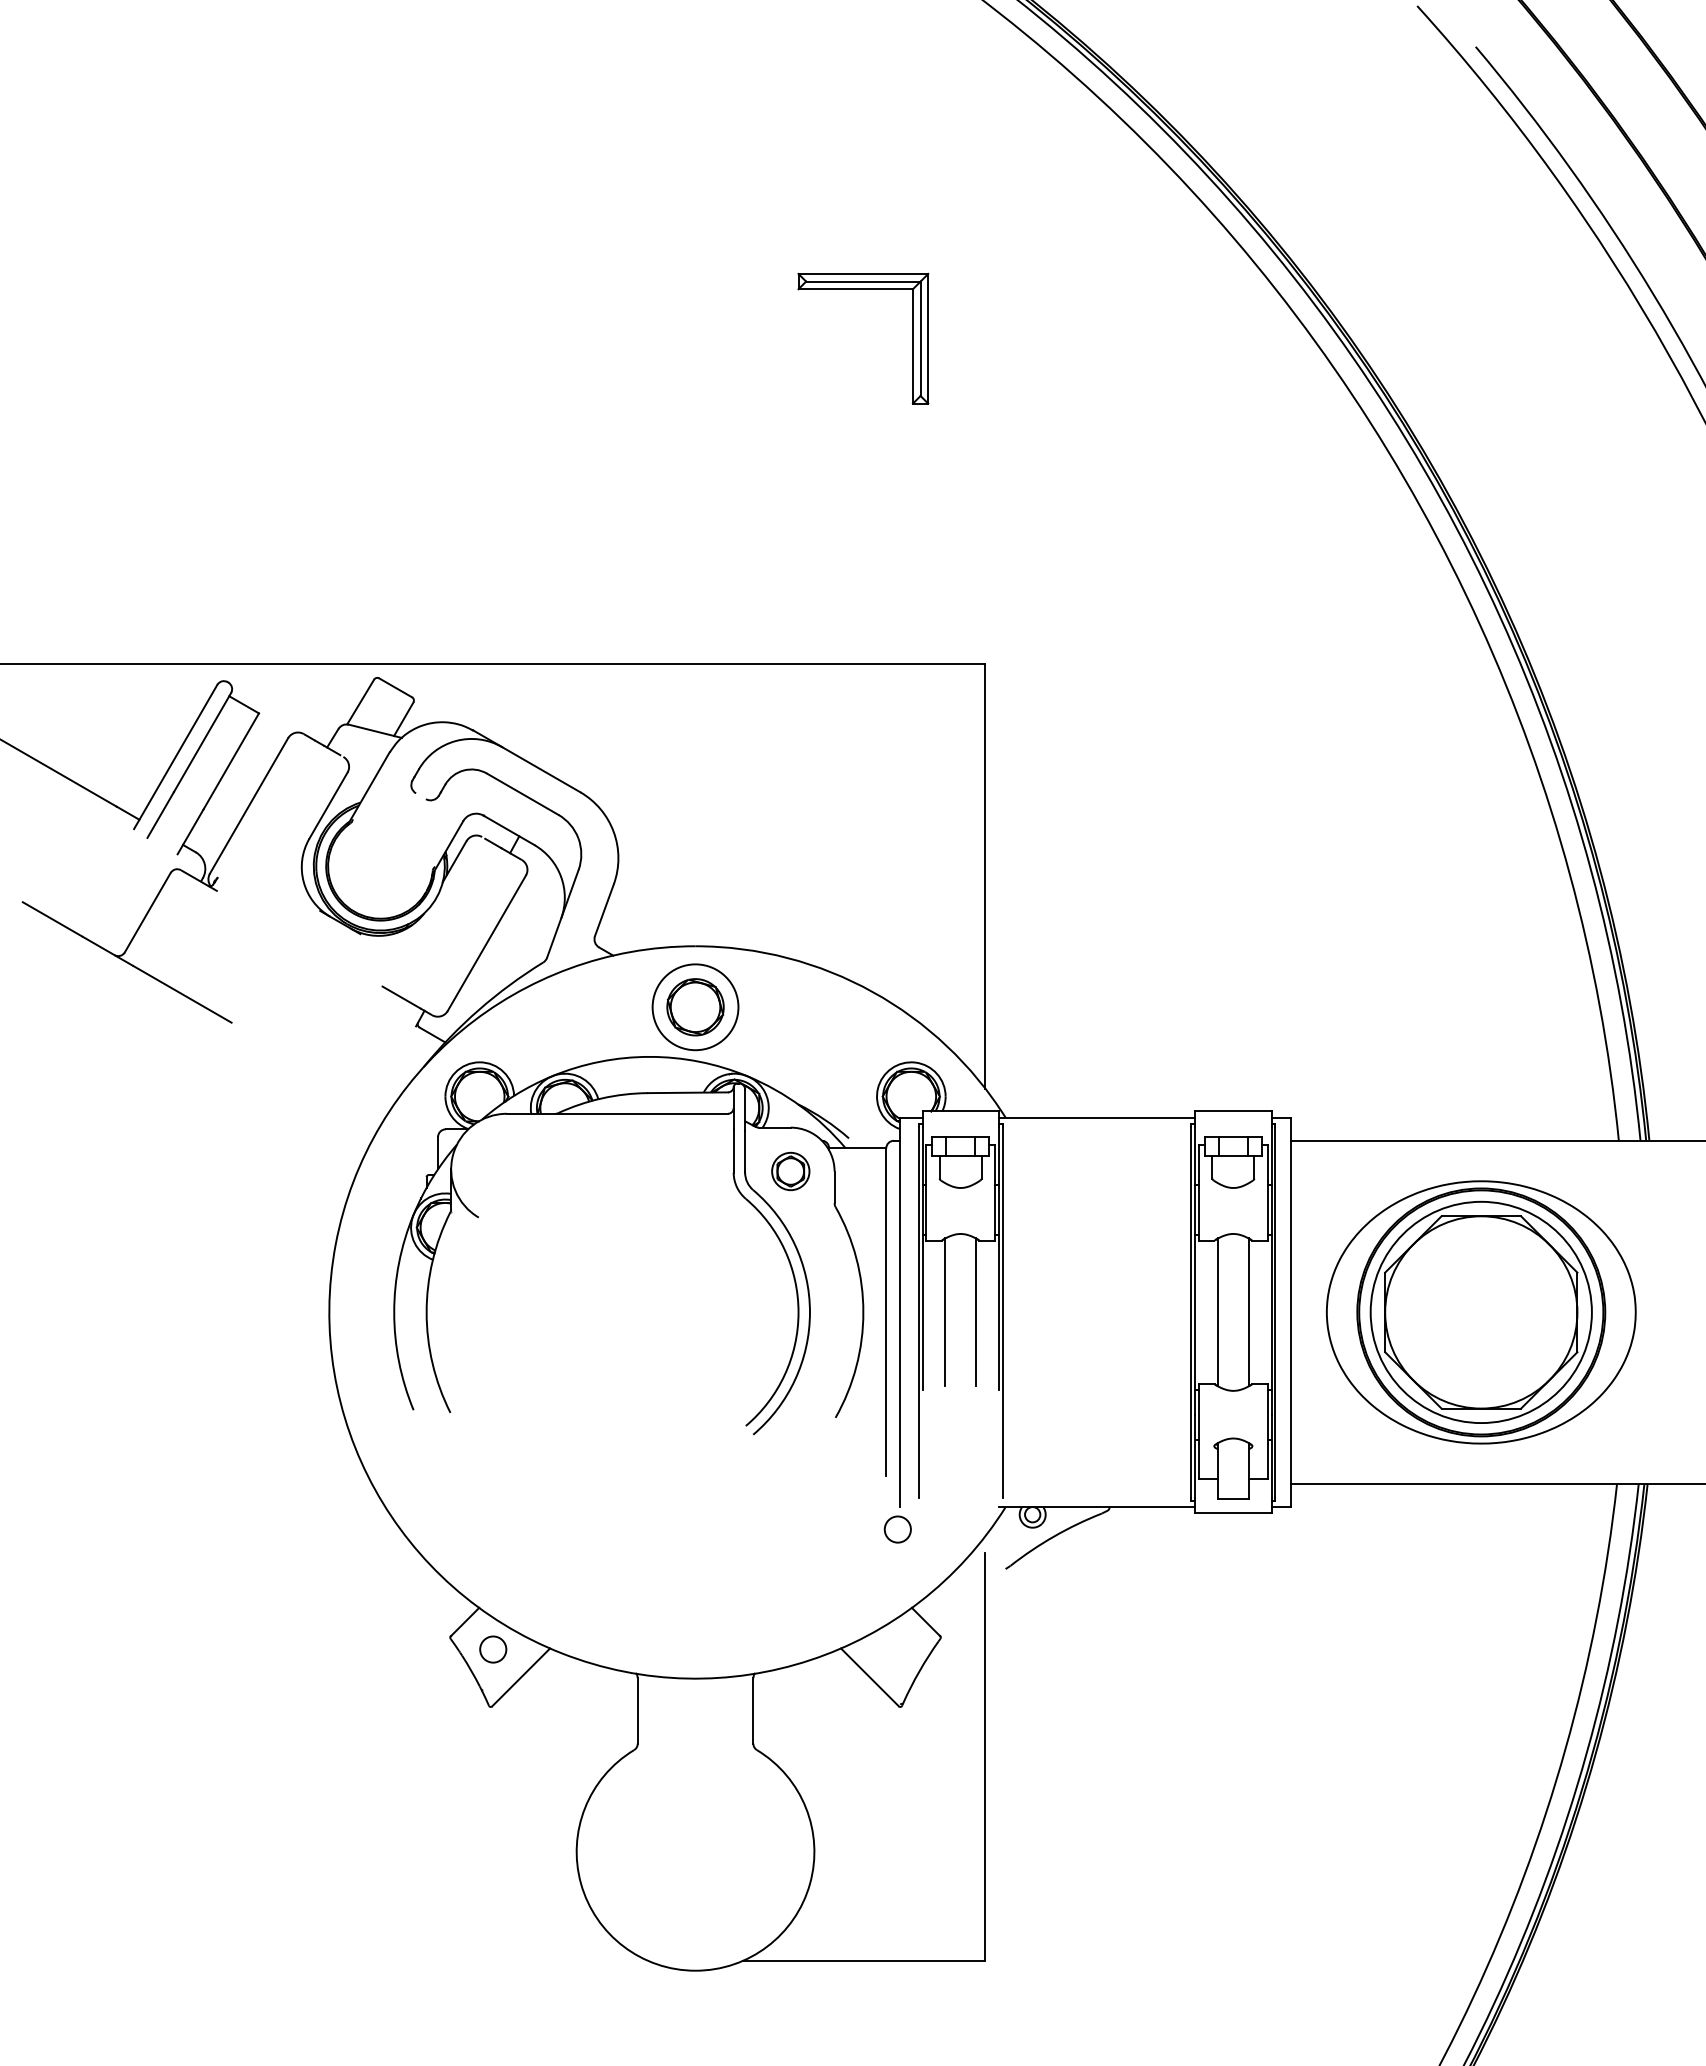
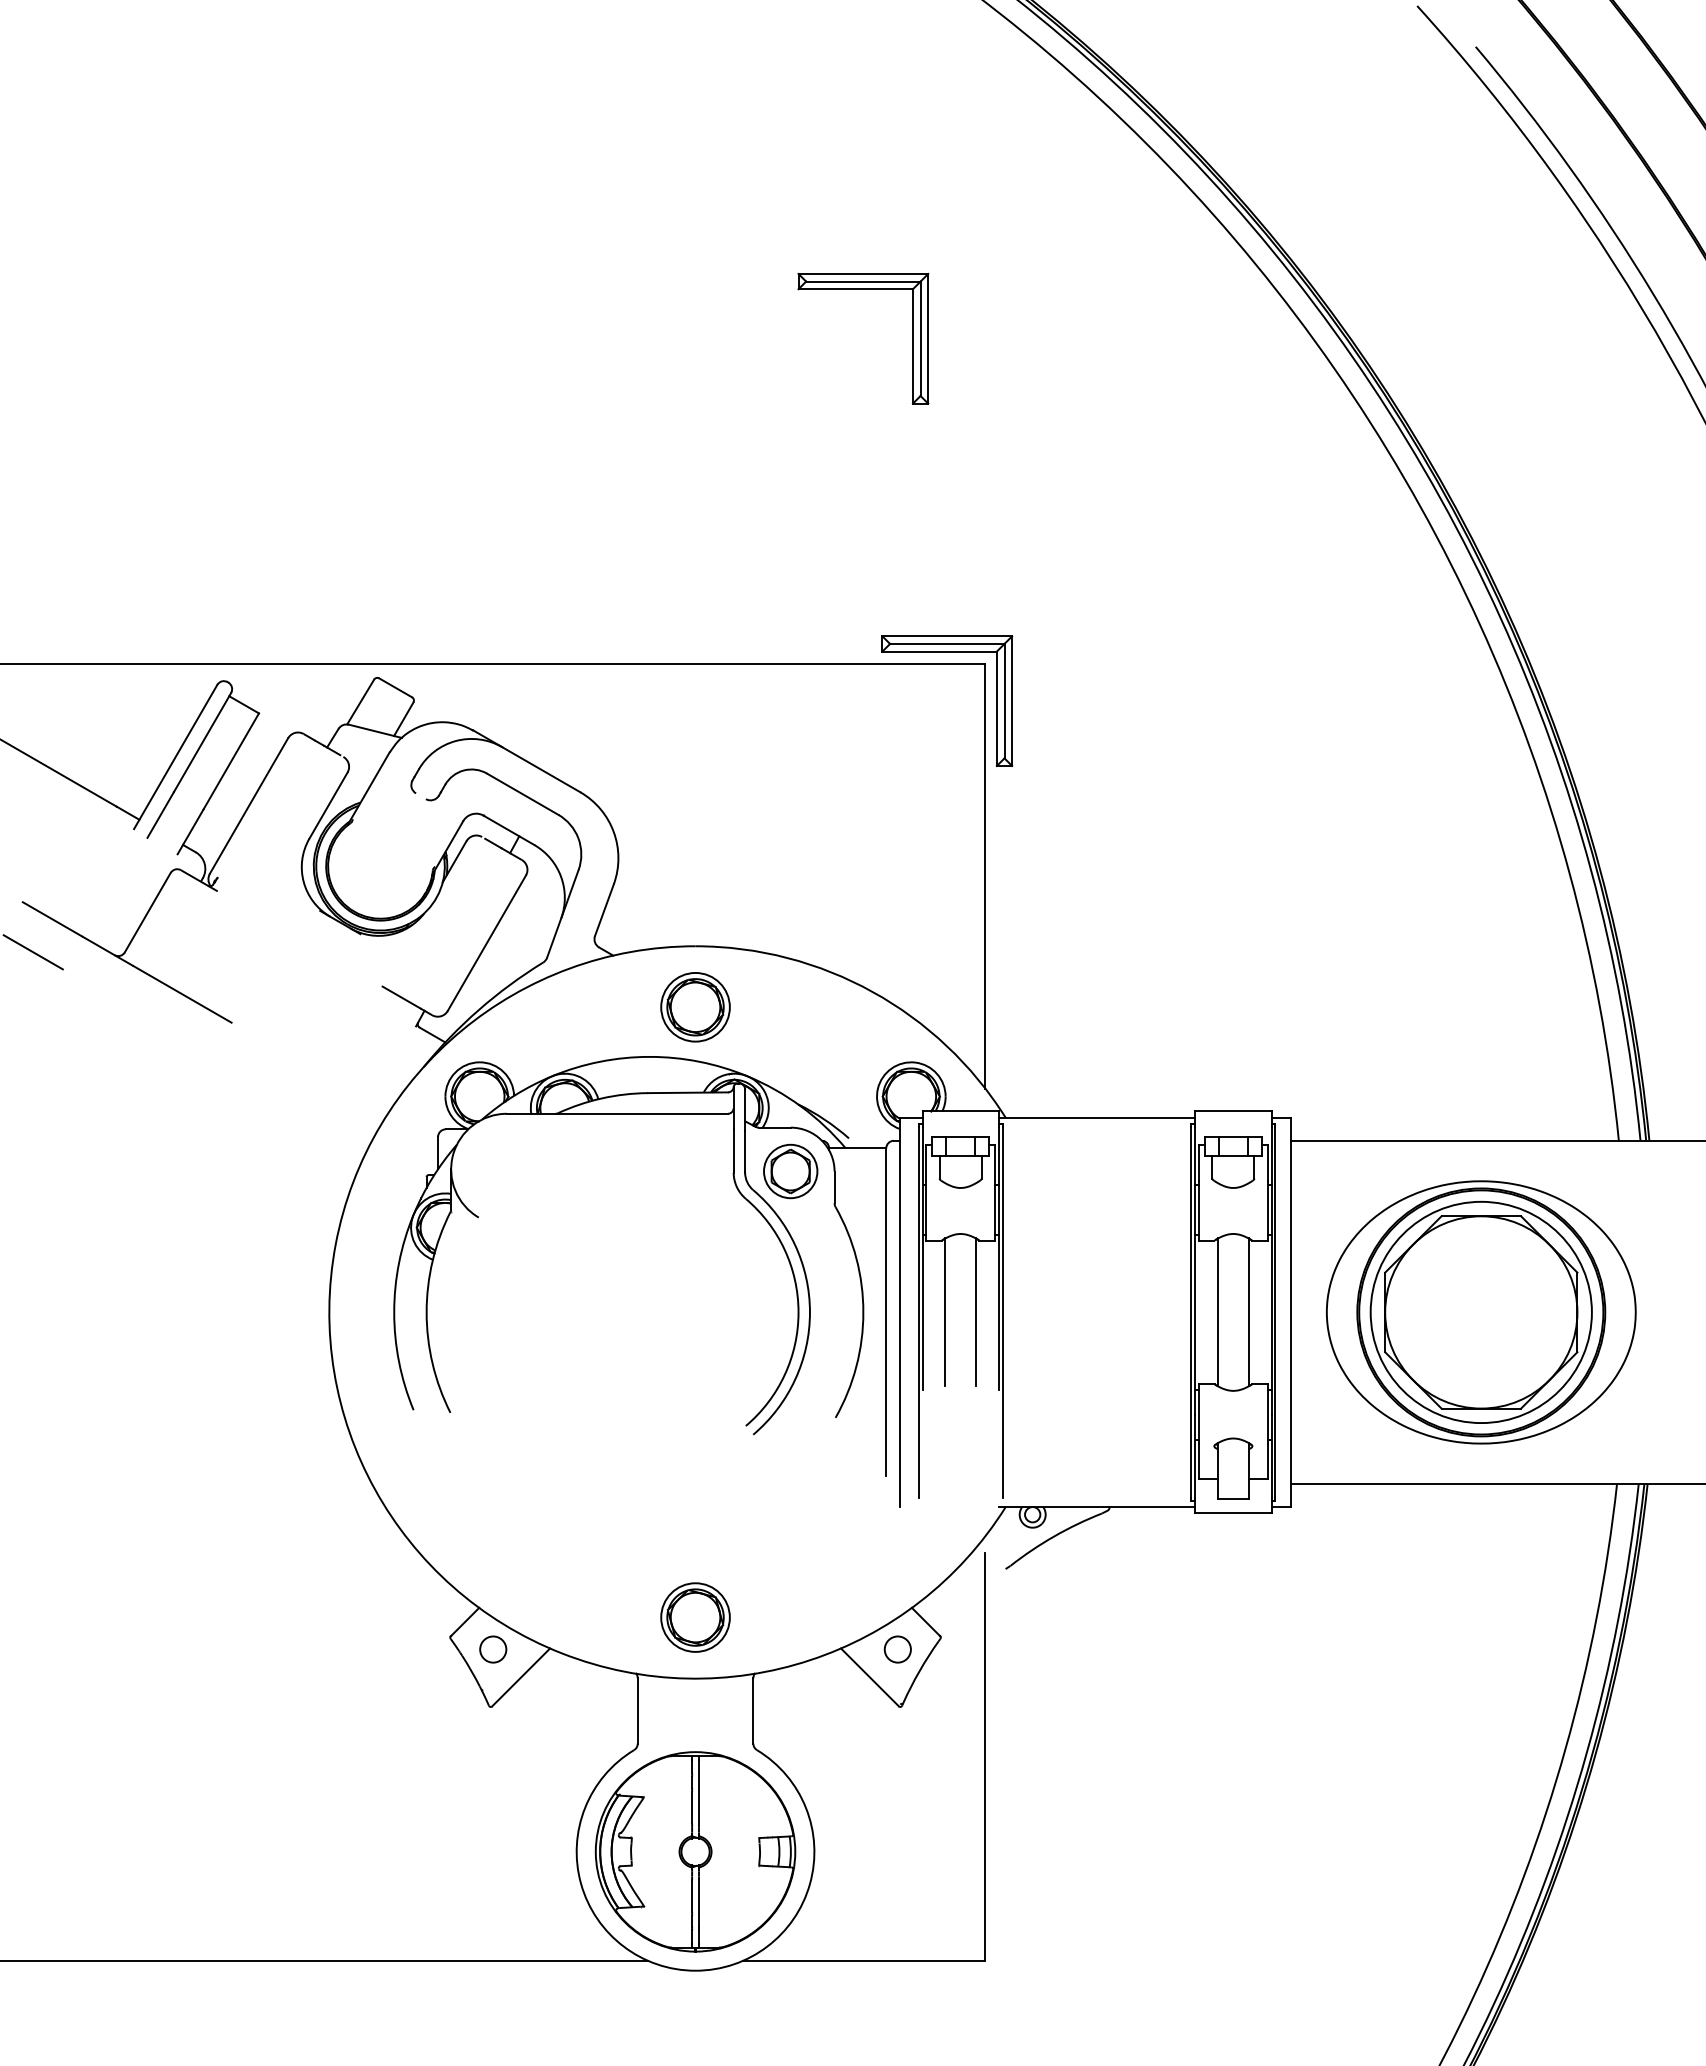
part: none -> present (947, 652)
line: none -> present (32, 952)
circle diameter: 86 px -> 69 px (695, 1006)
part size: 40x41 px -> 56x57 px (790, 1171)
circle position: (897, 1529) -> (897, 1649) (897, 1649)
part: none -> present (695, 1617)
part: none -> present (695, 1851)
line: none -> present (325, 1960)
